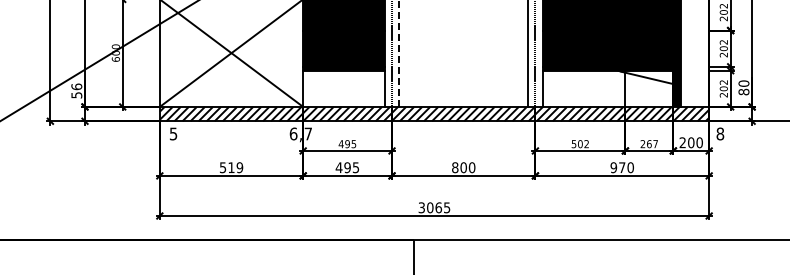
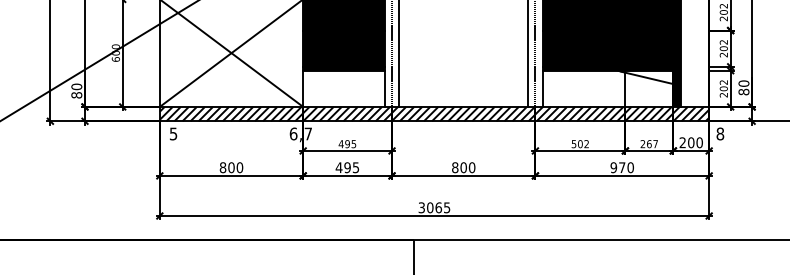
line: dashed -> solid (399, 53)
text: 56 -> 80 (76, 90)
text: 519 -> 800 (231, 167)
